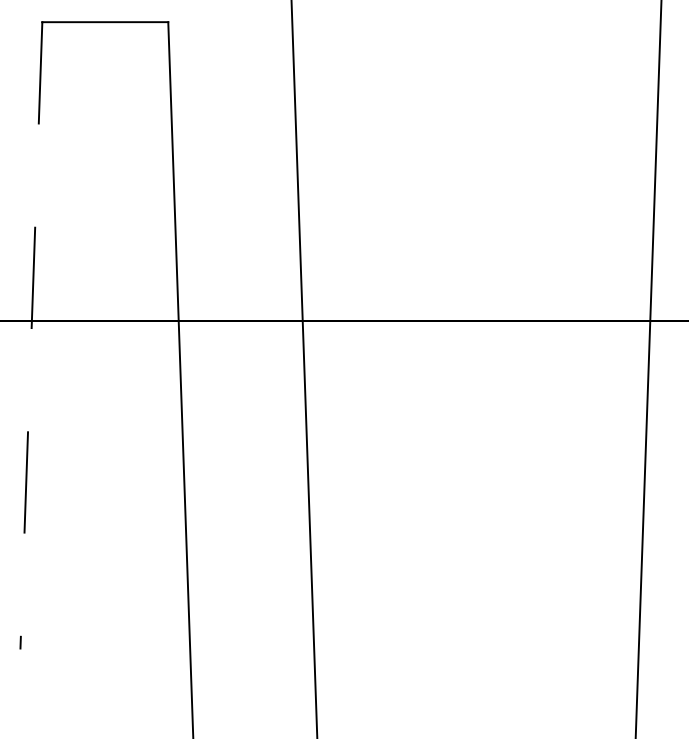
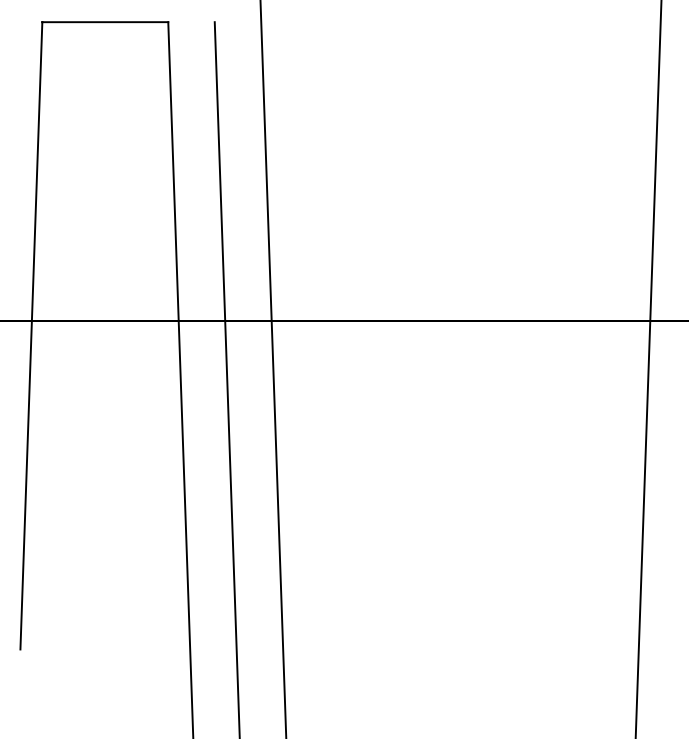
line: dashed -> solid (31, 335)
line position: (304, 368) -> (273, 368) (273, 368)
line: none -> present (226, 378)
